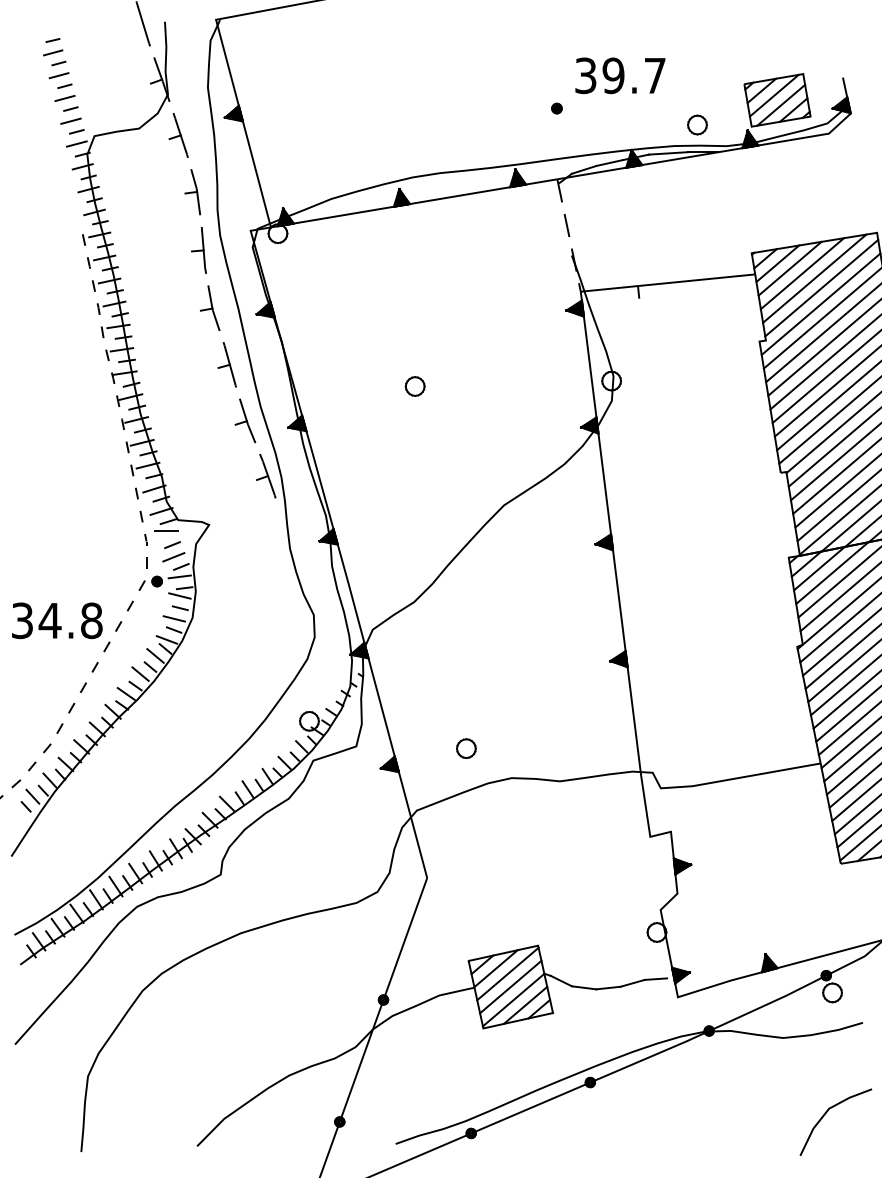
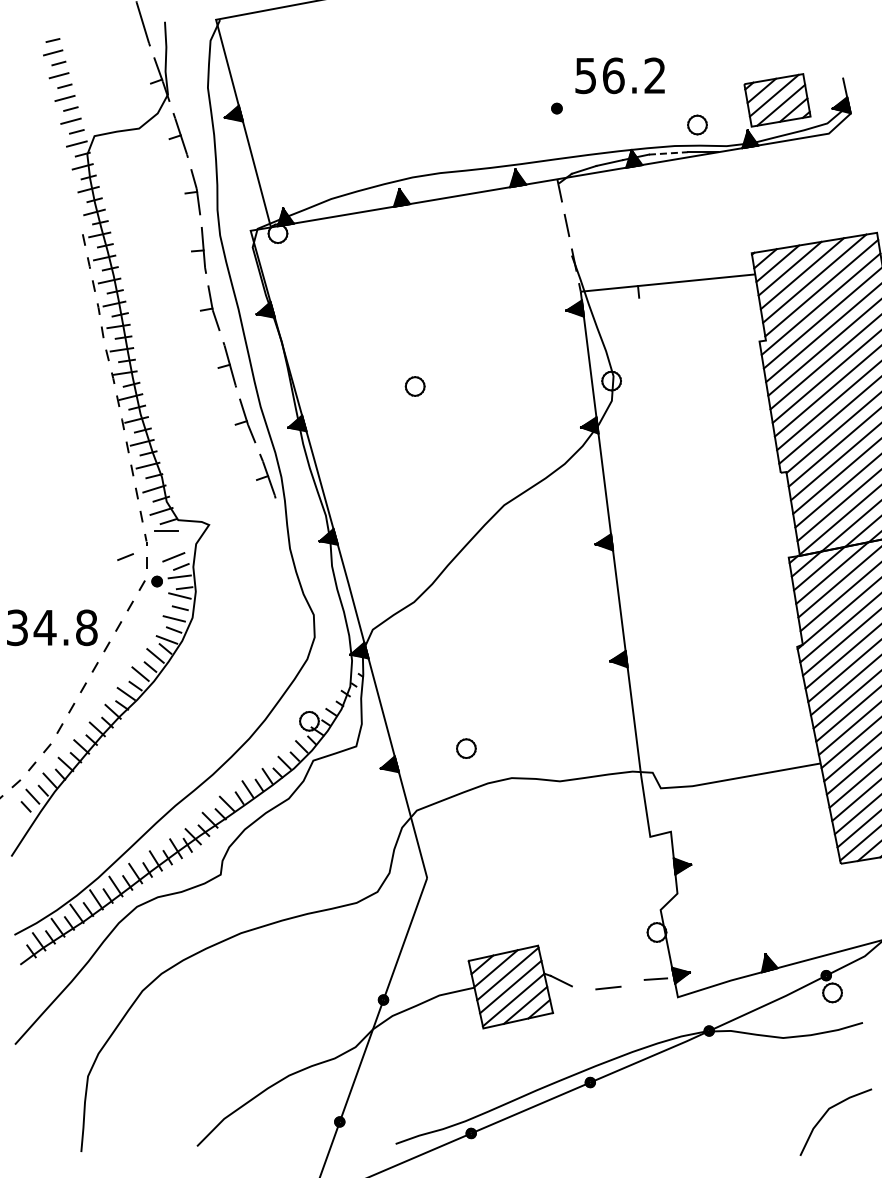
text: 39.7 -> 56.2 (620, 75)
line: solid -> dashed (668, 153)
line position: (172, 544) -> (125, 556) (125, 556)
text position: (57, 620) -> (52, 627) (52, 627)
line: present -> none (632, 982)
line: present -> none (583, 987)
